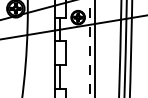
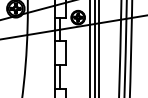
line: none -> present (99, 48)
line: dashed -> solid (90, 49)
